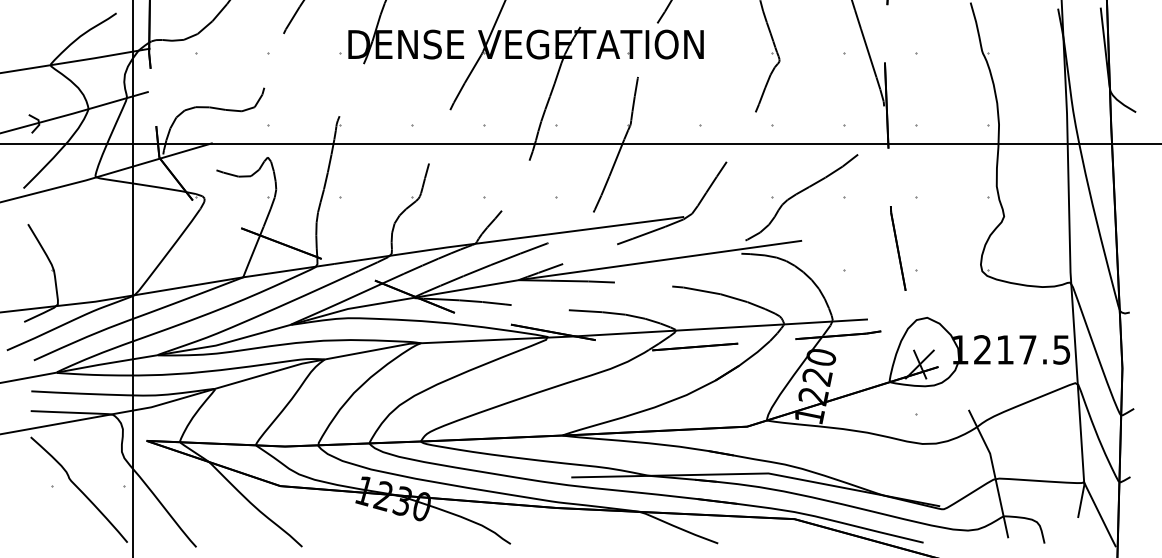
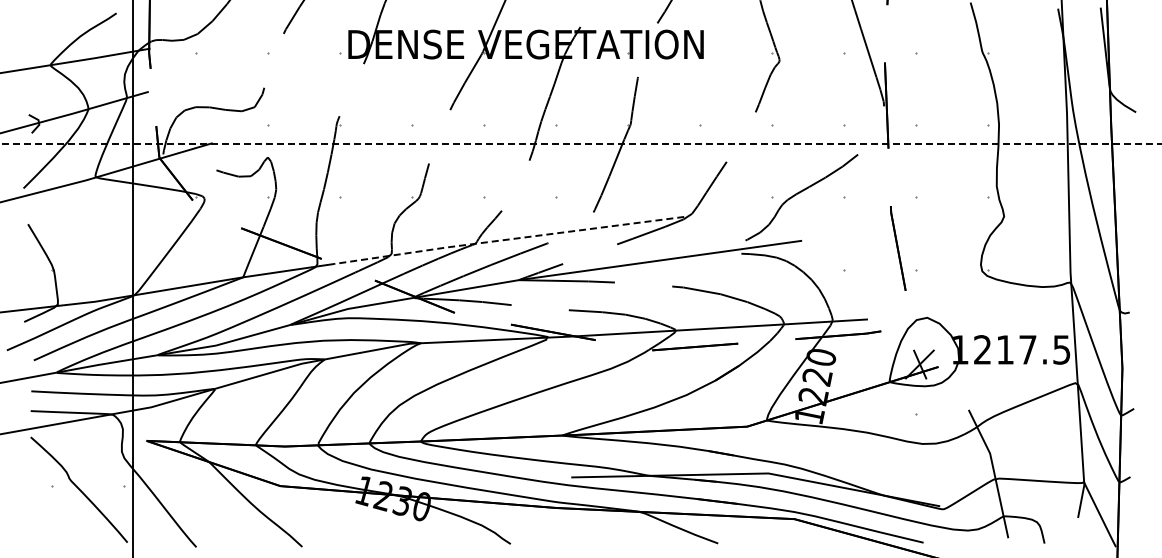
line: solid -> dashed (579, 144)
line: solid -> dashed (508, 239)
